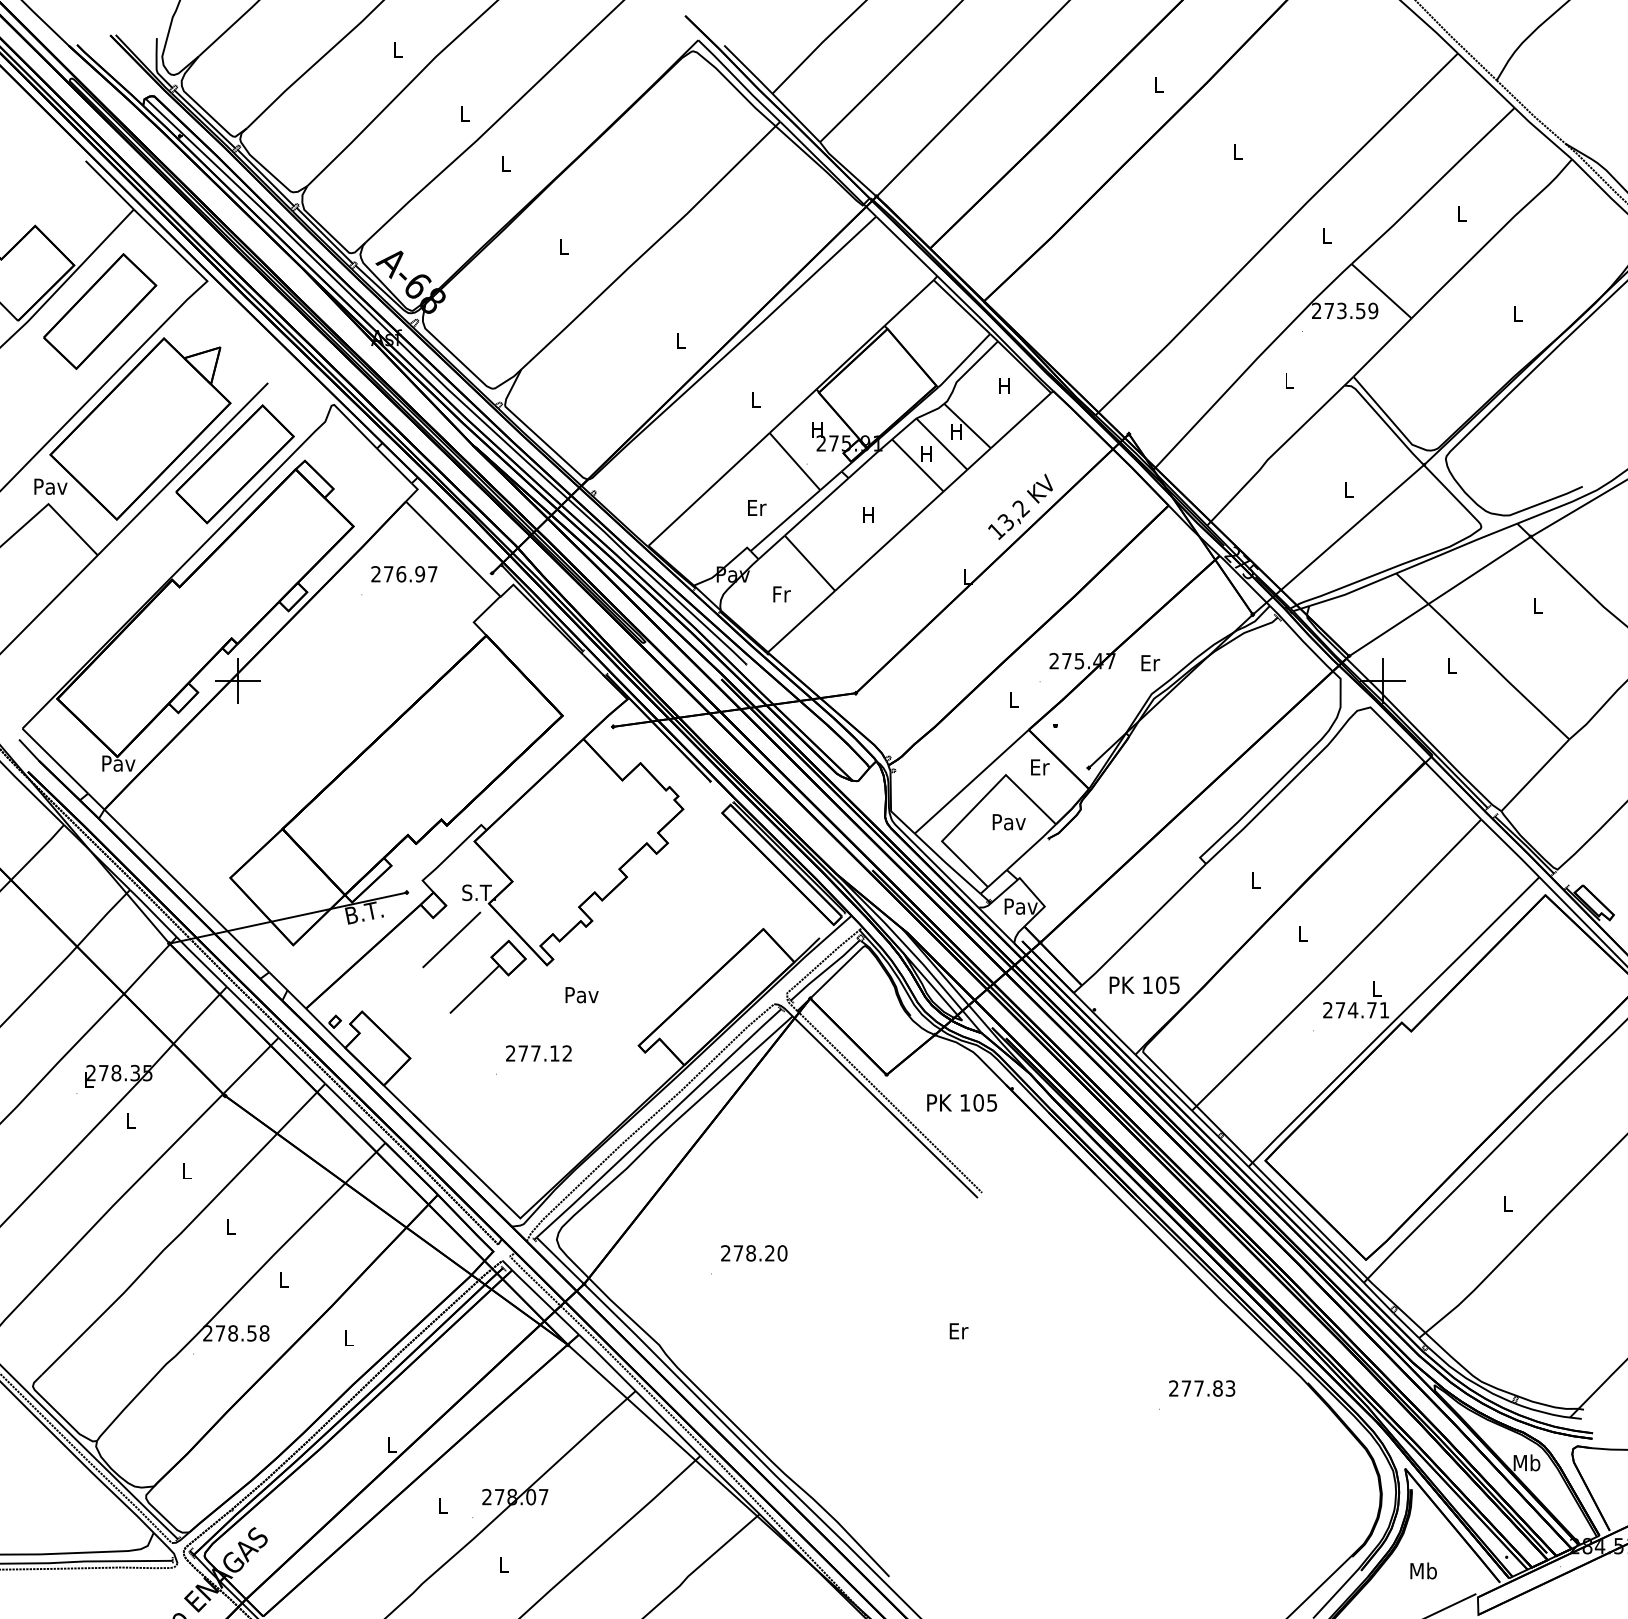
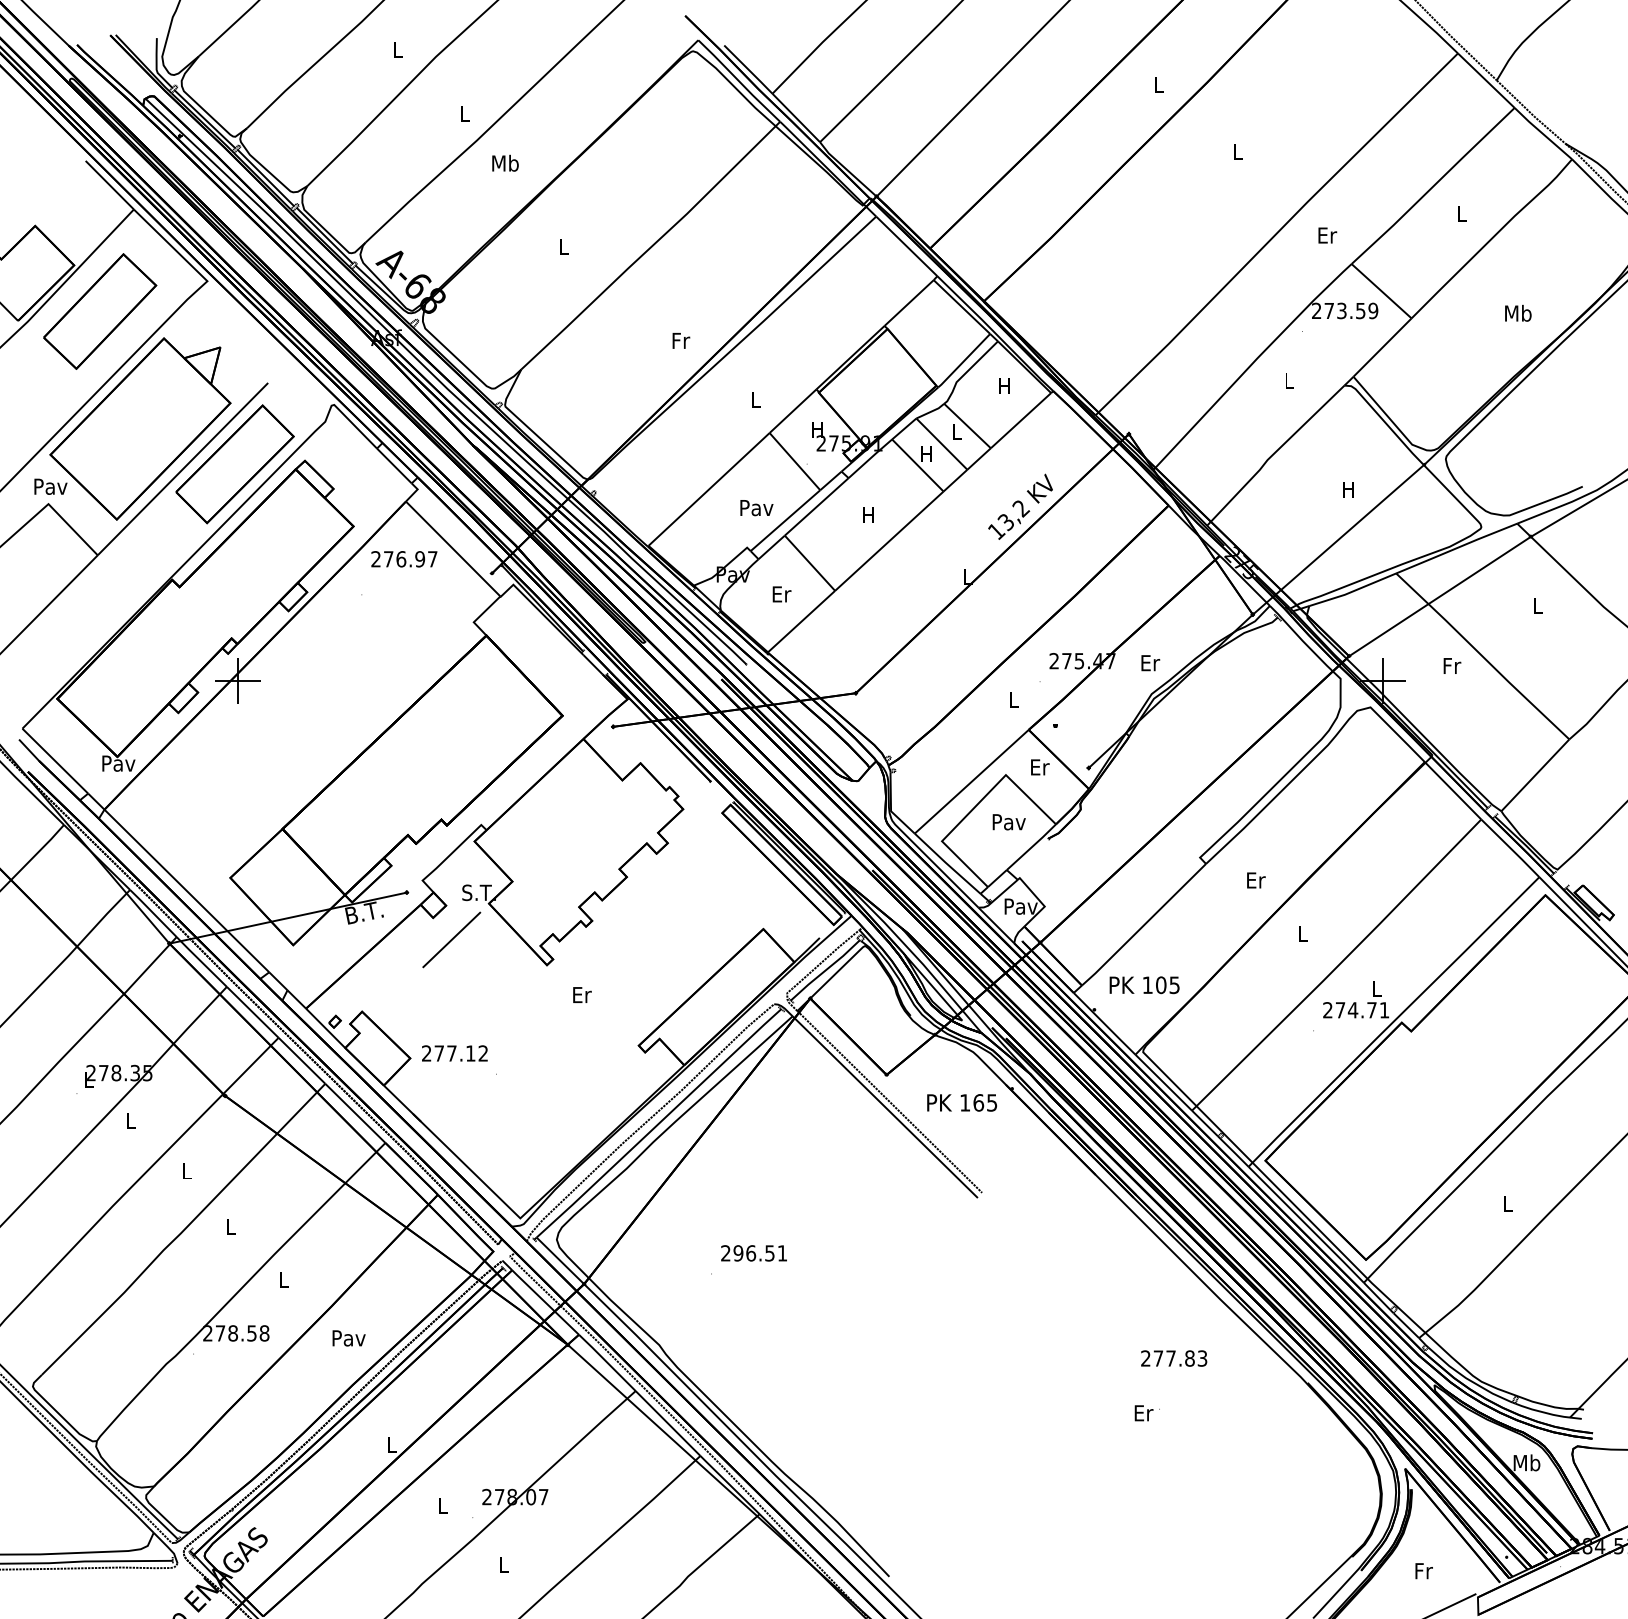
text: L -> Mb (505, 162)
text: L -> Er (1327, 235)
text: L -> Mb (1518, 312)
text: L -> Fr (681, 340)
text: H -> L (956, 431)
text: L -> H (1348, 489)
text: Er -> Pav (756, 508)
text position: (404, 574) -> (404, 559) (404, 559)
text: Fr -> Er (781, 594)
text: L -> Fr (1452, 665)
text: L -> Er (1256, 880)
part: present -> none (487, 976)
text: Pav -> Er (581, 995)
text position: (538, 1053) -> (454, 1053) (454, 1053)
text: 105 -> 165 (978, 1102)
text: 278.20 -> 296.51 (760, 1253)
text position: (958, 1331) -> (1143, 1413) (1143, 1413)
text: L -> Pav (348, 1338)
text position: (1202, 1388) -> (1174, 1358) (1174, 1358)
text: Mb -> Fr (1423, 1570)
